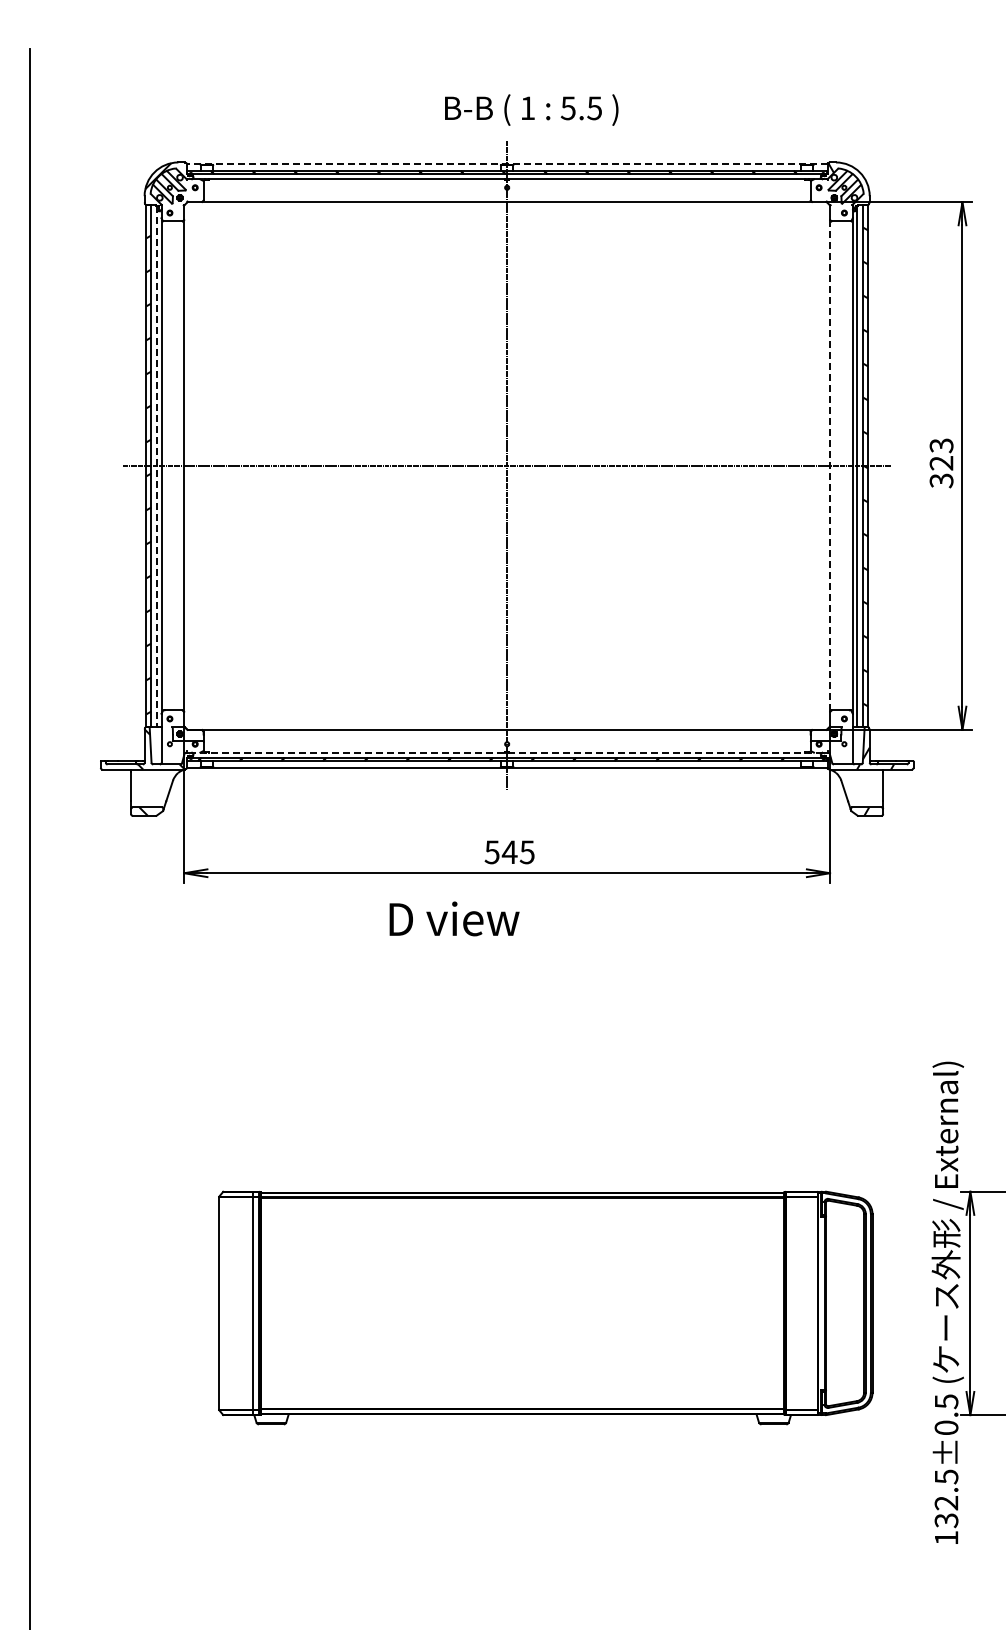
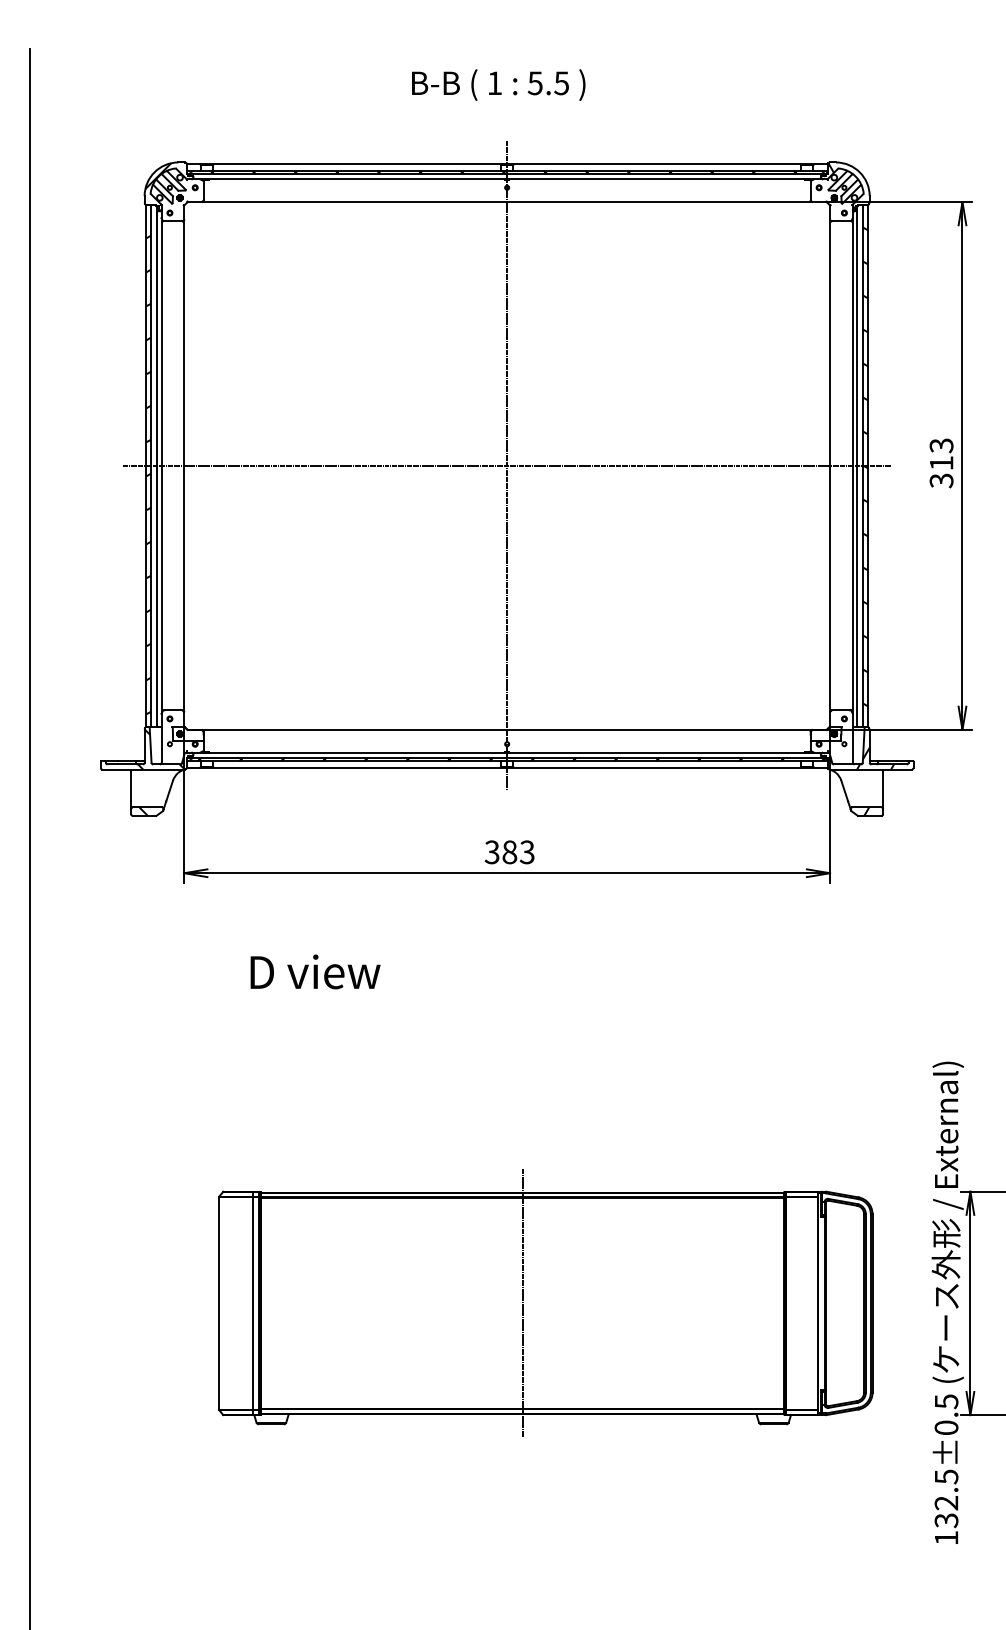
text position: (531, 109) -> (498, 84) (498, 84)
line: dashed -> solid (506, 164)
text: 323 -> 313 (941, 463)
line: dashed -> solid (157, 466)
line: dashed -> solid (830, 466)
line: dashed -> solid (507, 752)
text: 545 -> 383 (509, 852)
text position: (454, 918) -> (315, 971) (315, 971)
line: none -> present (522, 1303)
